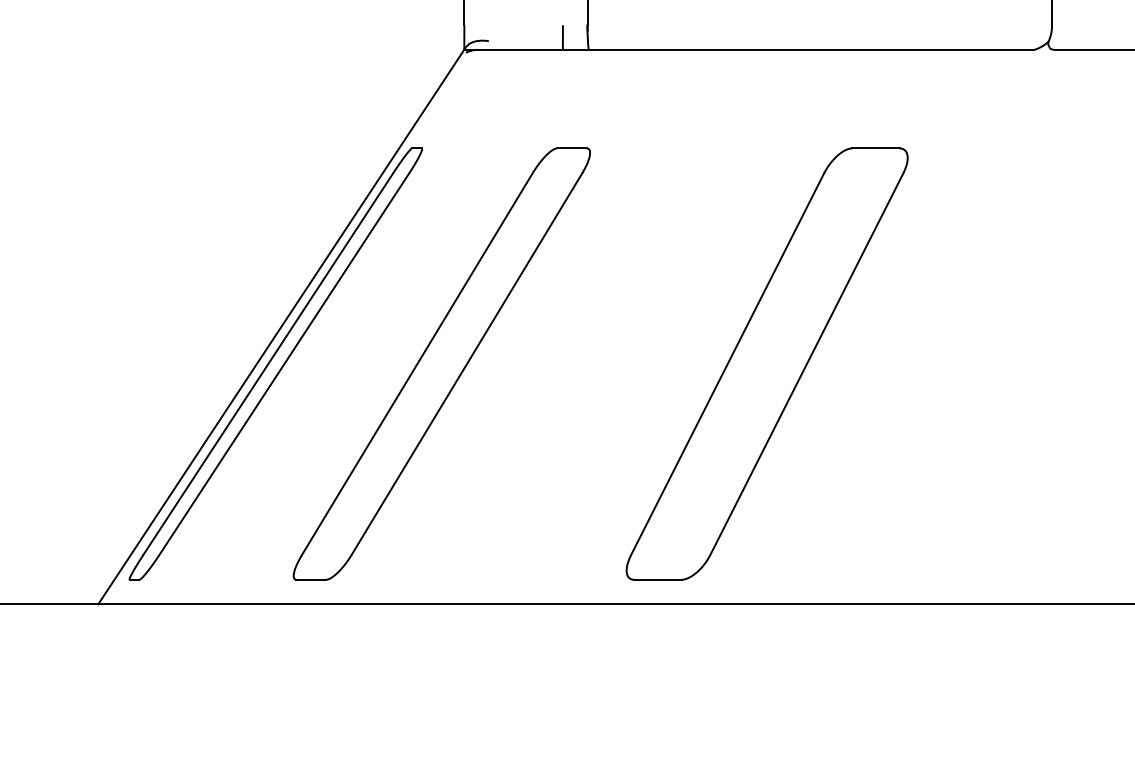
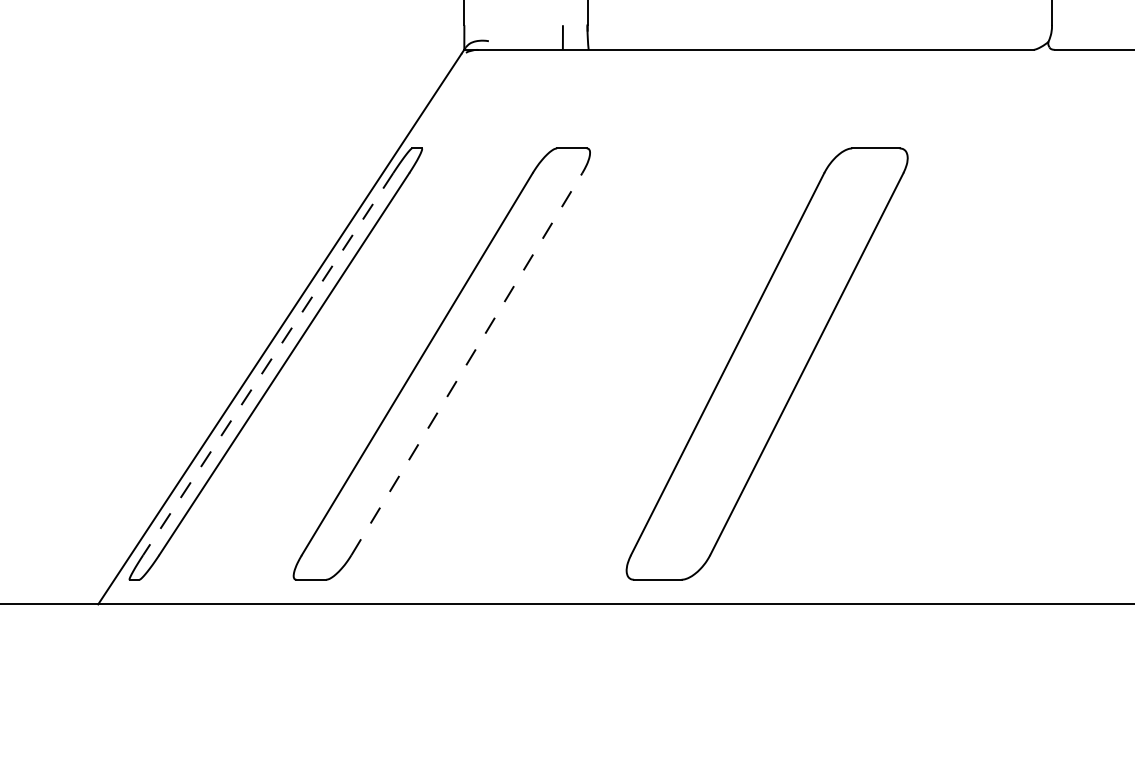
line: solid -> dashed (467, 363)
line: solid -> dashed (268, 364)
